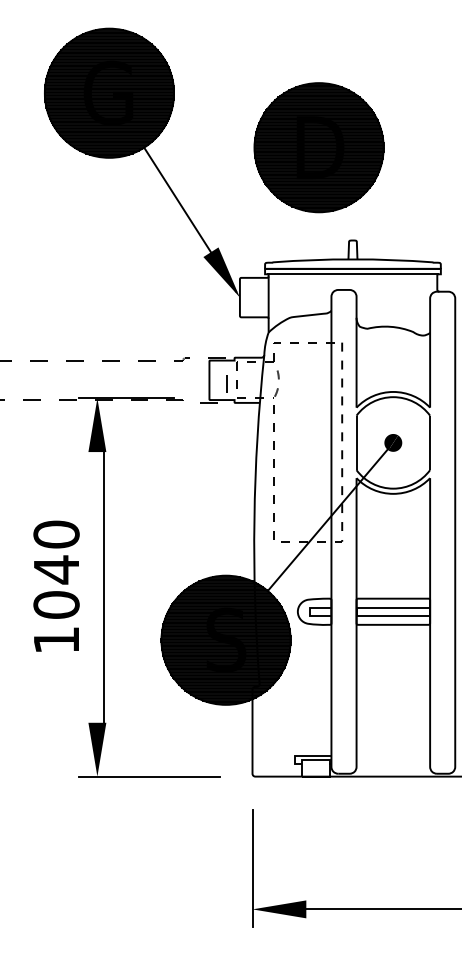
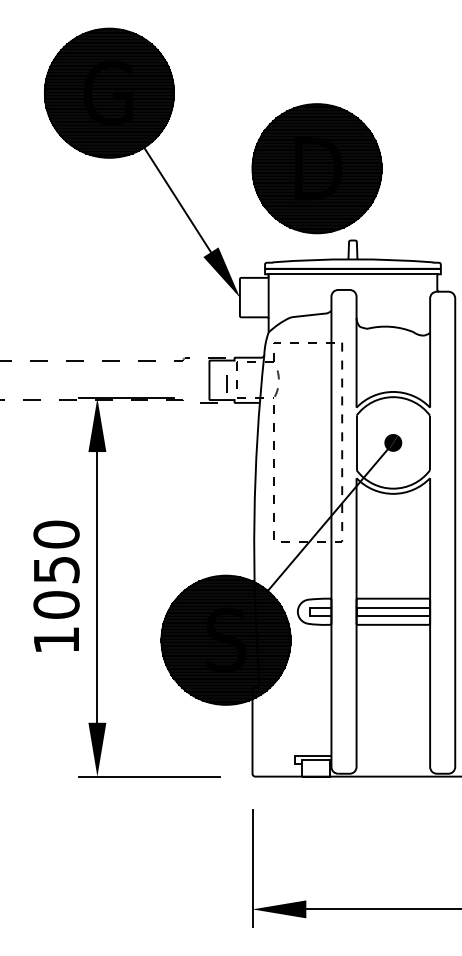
part position: (318, 147) -> (316, 168) (316, 168)
text: 1040 -> 1050 (56, 569)
line position: (104, 587) -> (97, 587) (97, 587)
